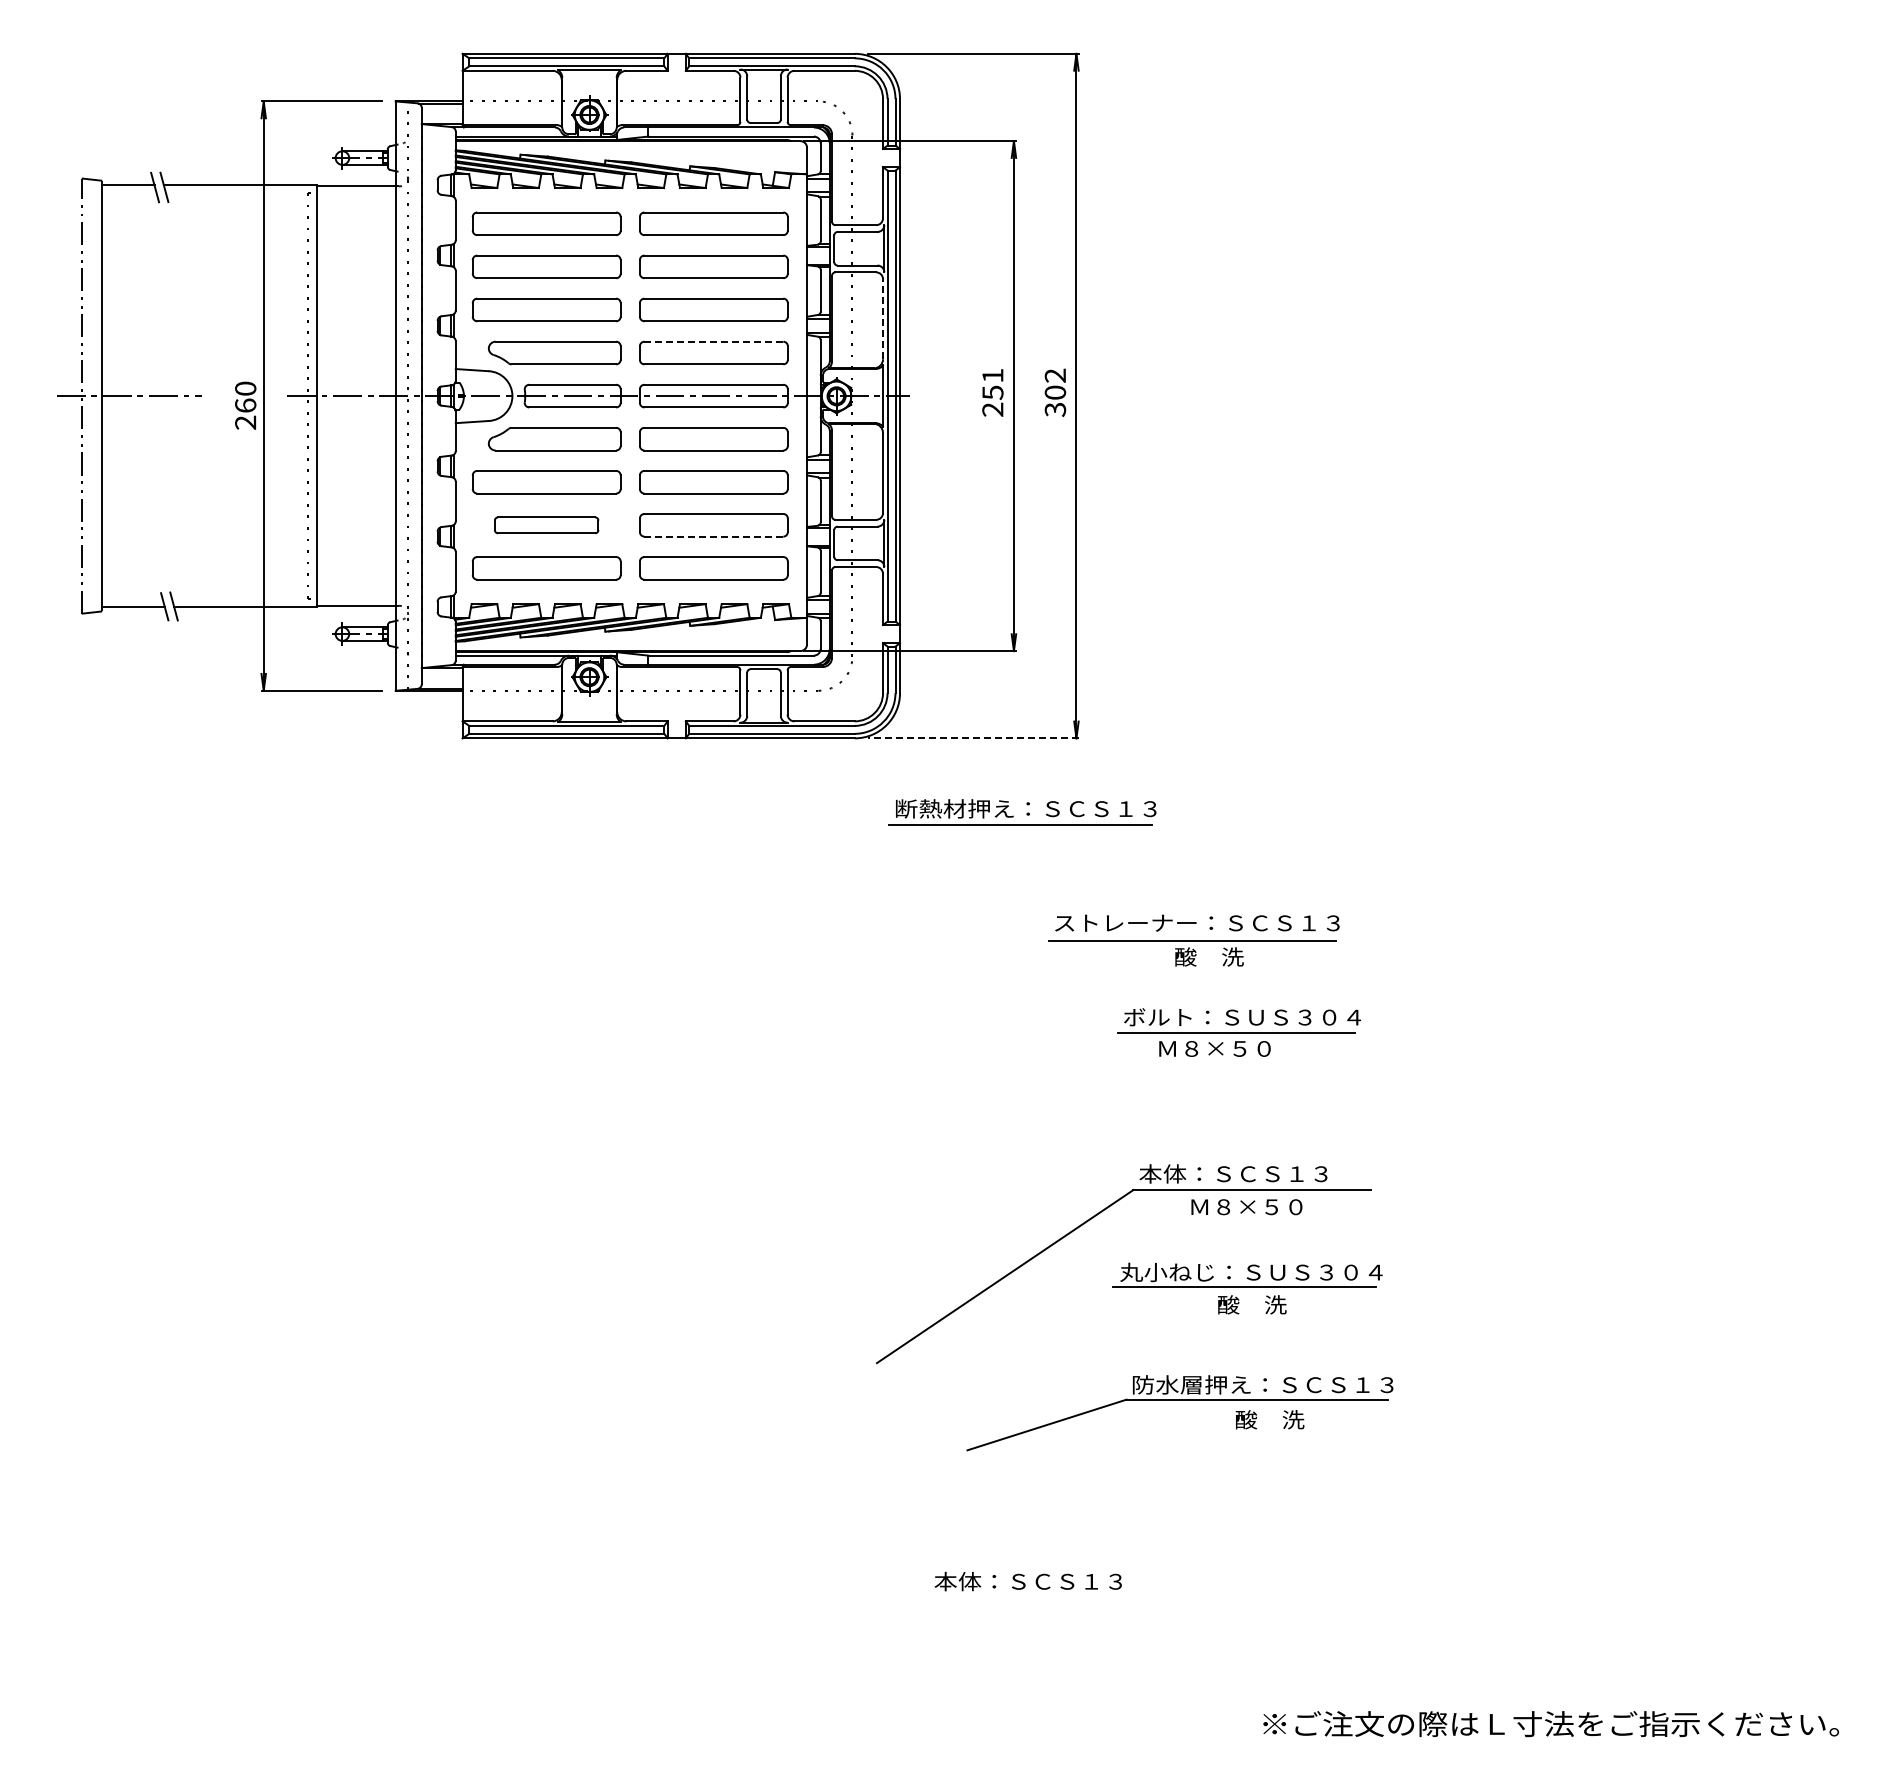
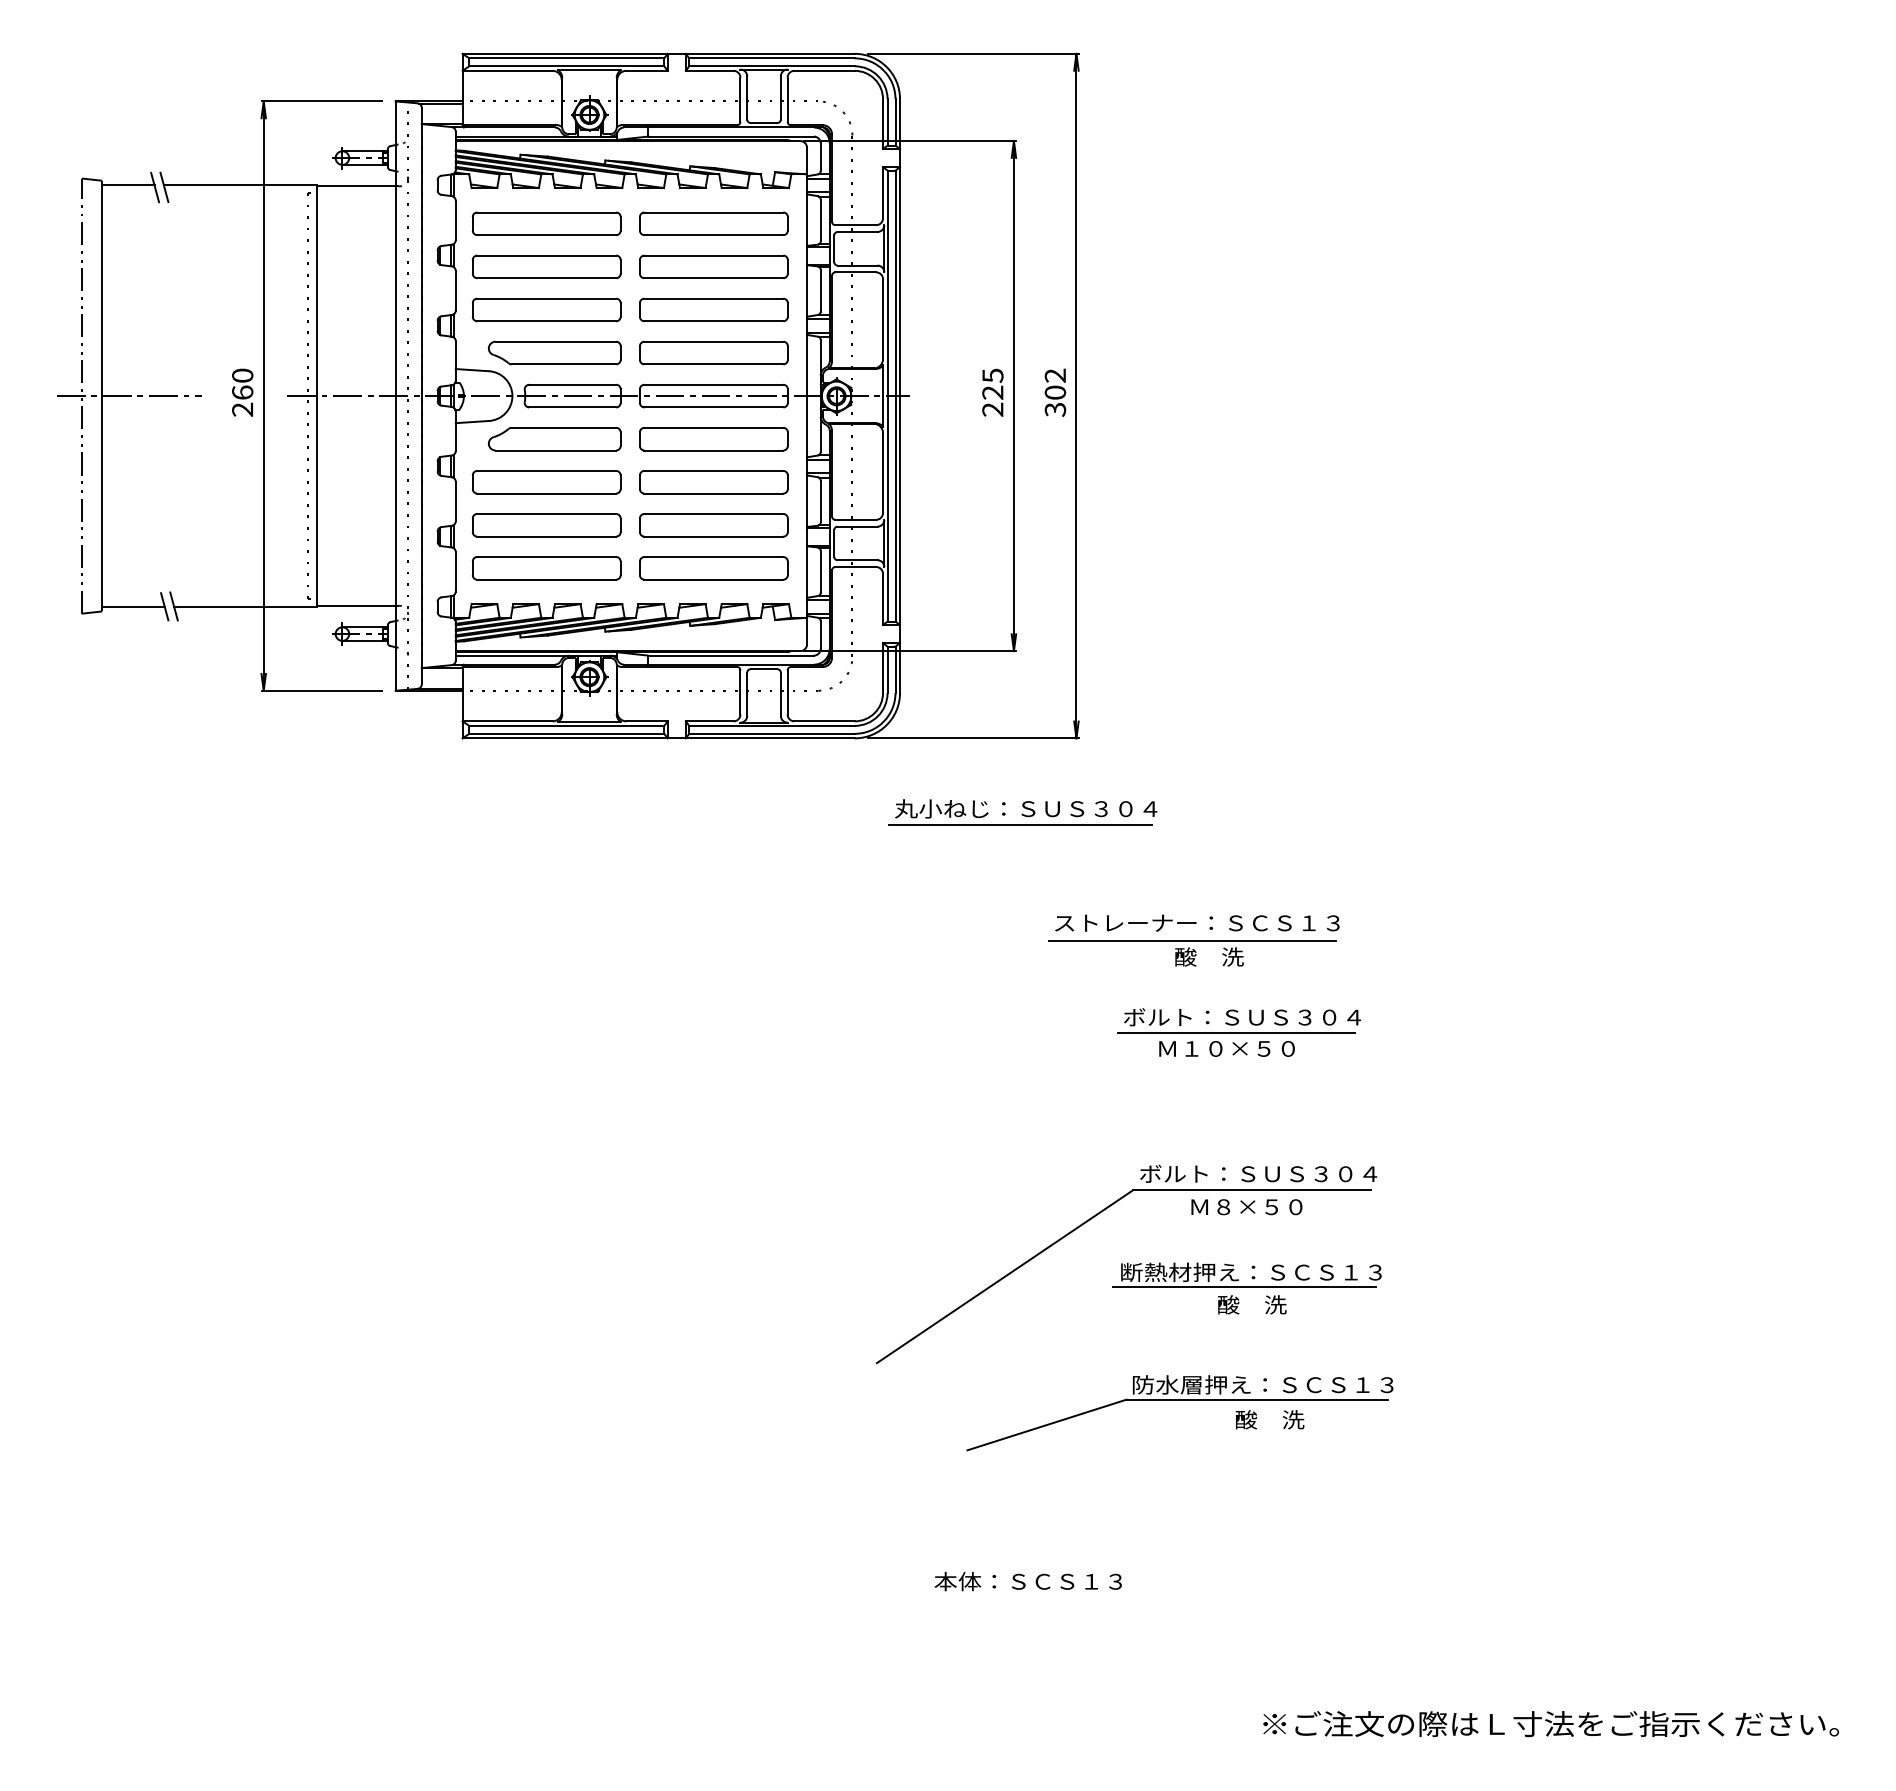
line: dashed -> solid (883, 318)
line: dashed -> solid (714, 341)
text: 251 -> 225 (992, 384)
text position: (245, 405) -> (242, 392) (242, 392)
part size: 106x19 px -> 151x25 px (546, 525)
line: dashed -> solid (714, 536)
line: dashed -> solid (972, 738)
text: 断熱材押え：ＳＣＳ１３ -> 丸小ねじ：ＳＵＳ３０４ (1026, 808)
text: Ｍ８×５０ -> Ｍ１０×５０ (1239, 1048)
text: 本体：ＳＣＳ１３ -> ボルト：ＳＵＳ３０４ (1258, 1173)
text: 丸小ねじ：ＳＵＳ３０４ -> 断熱材押え：ＳＣＳ１３ (1251, 1272)
